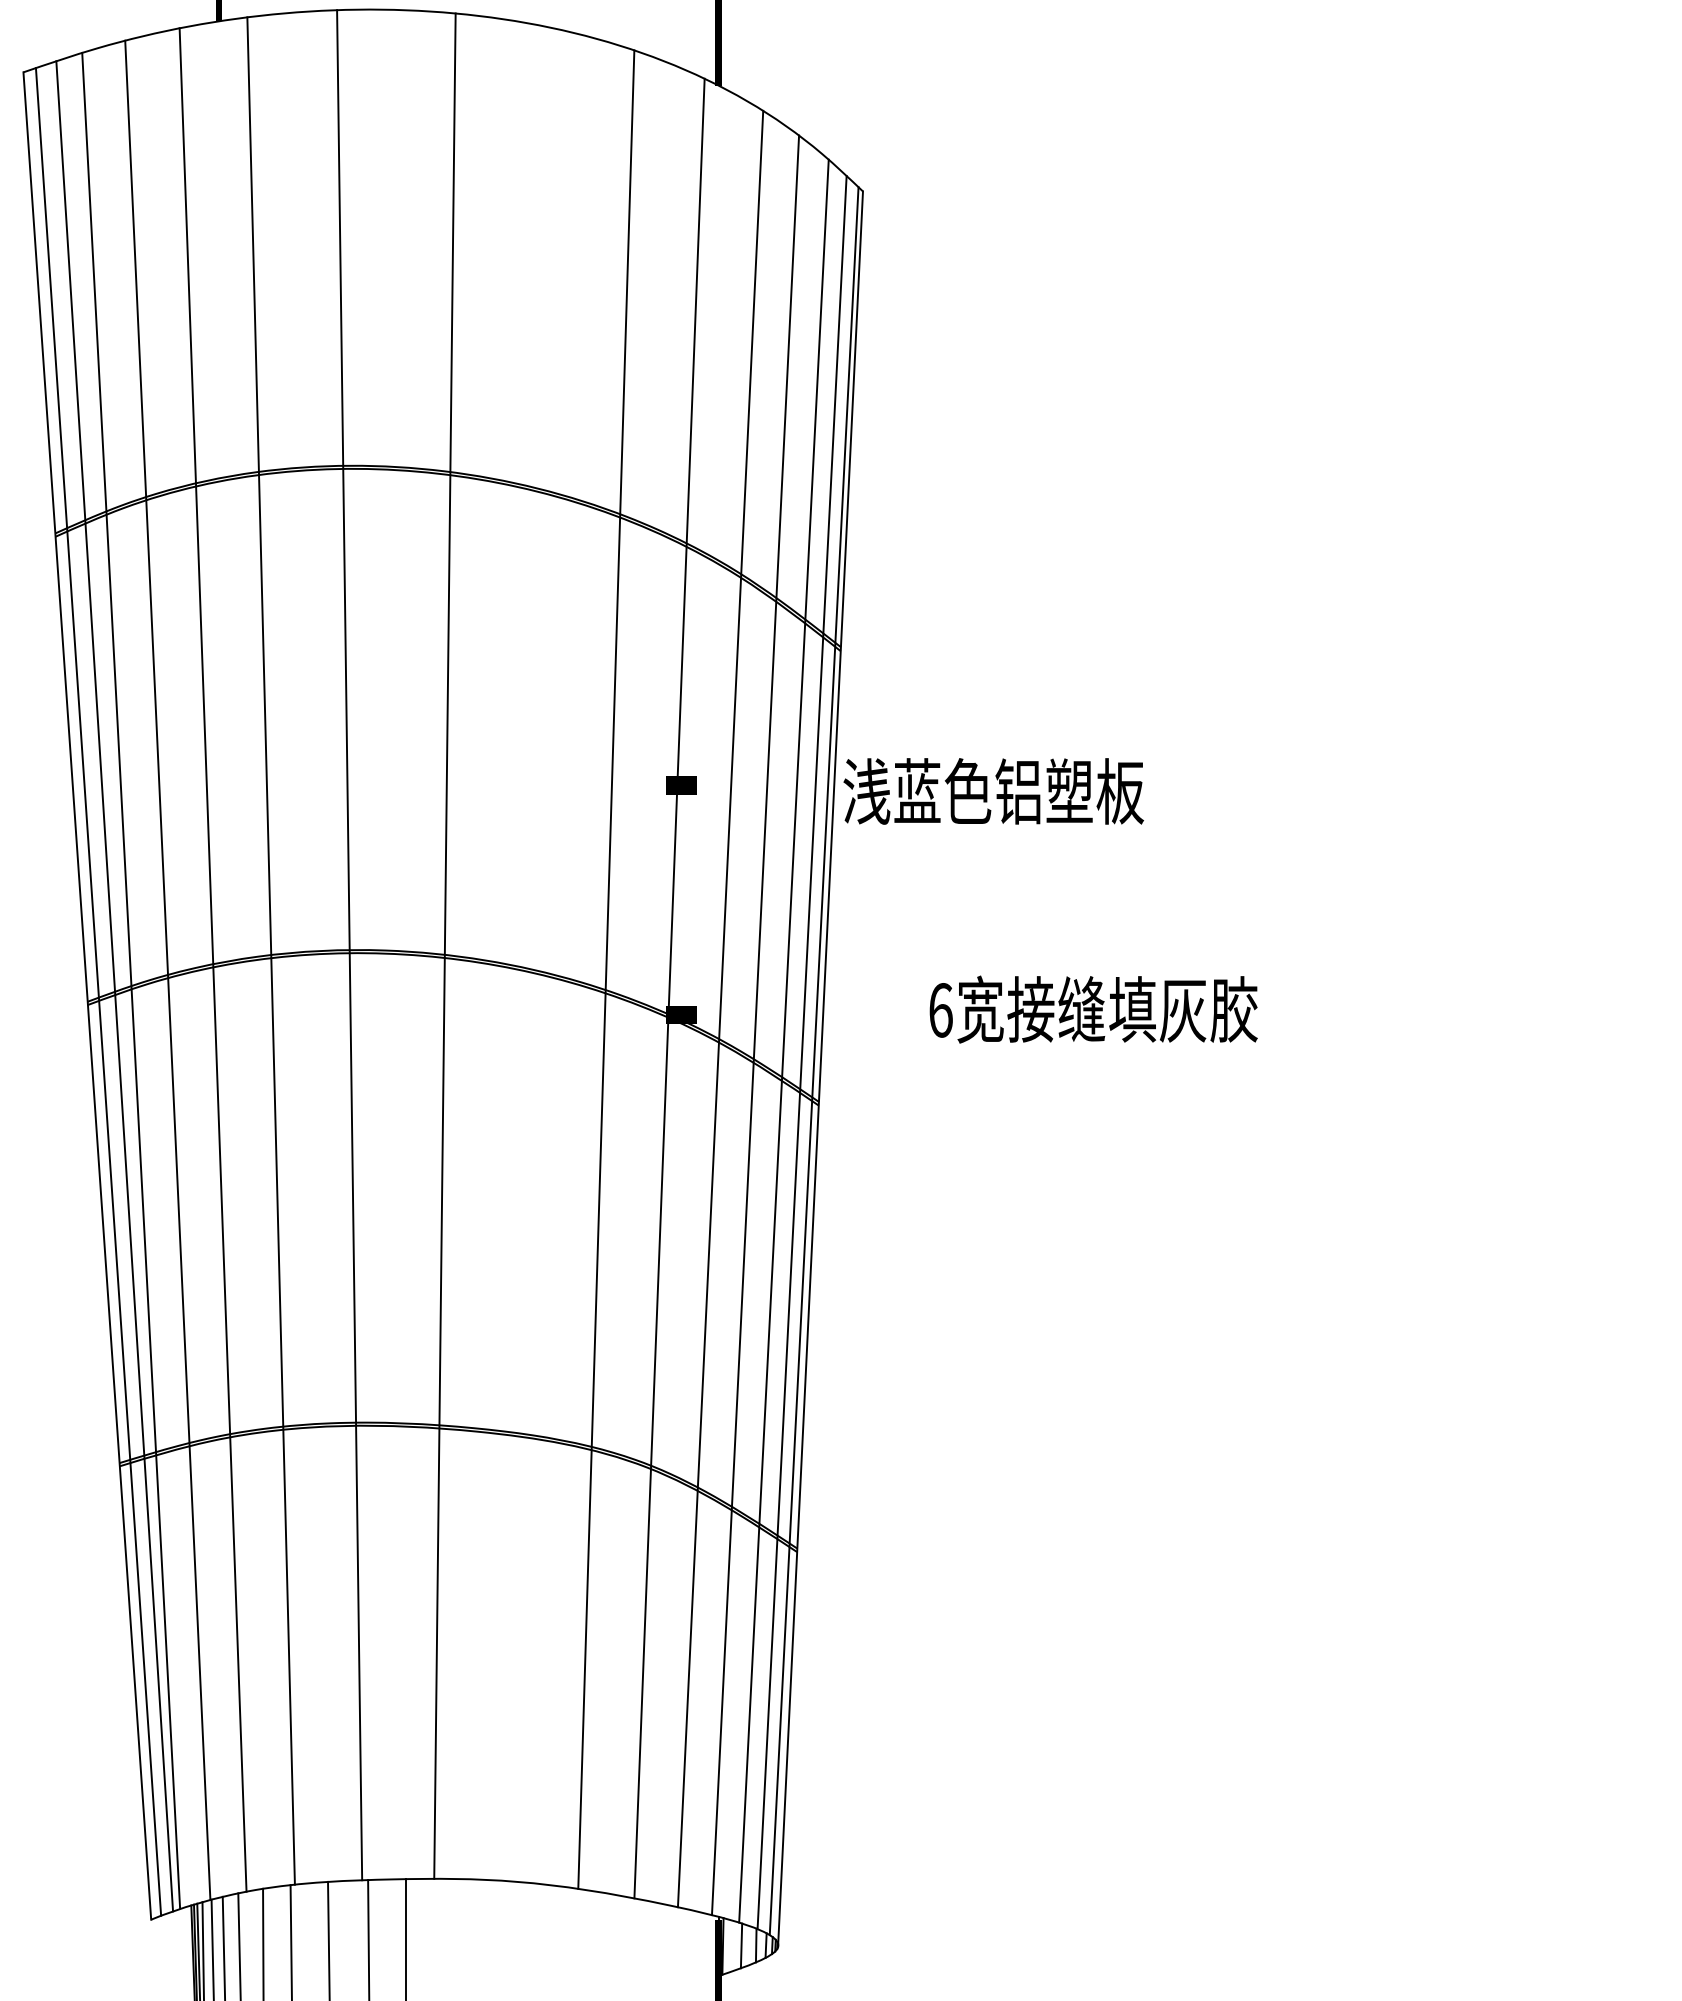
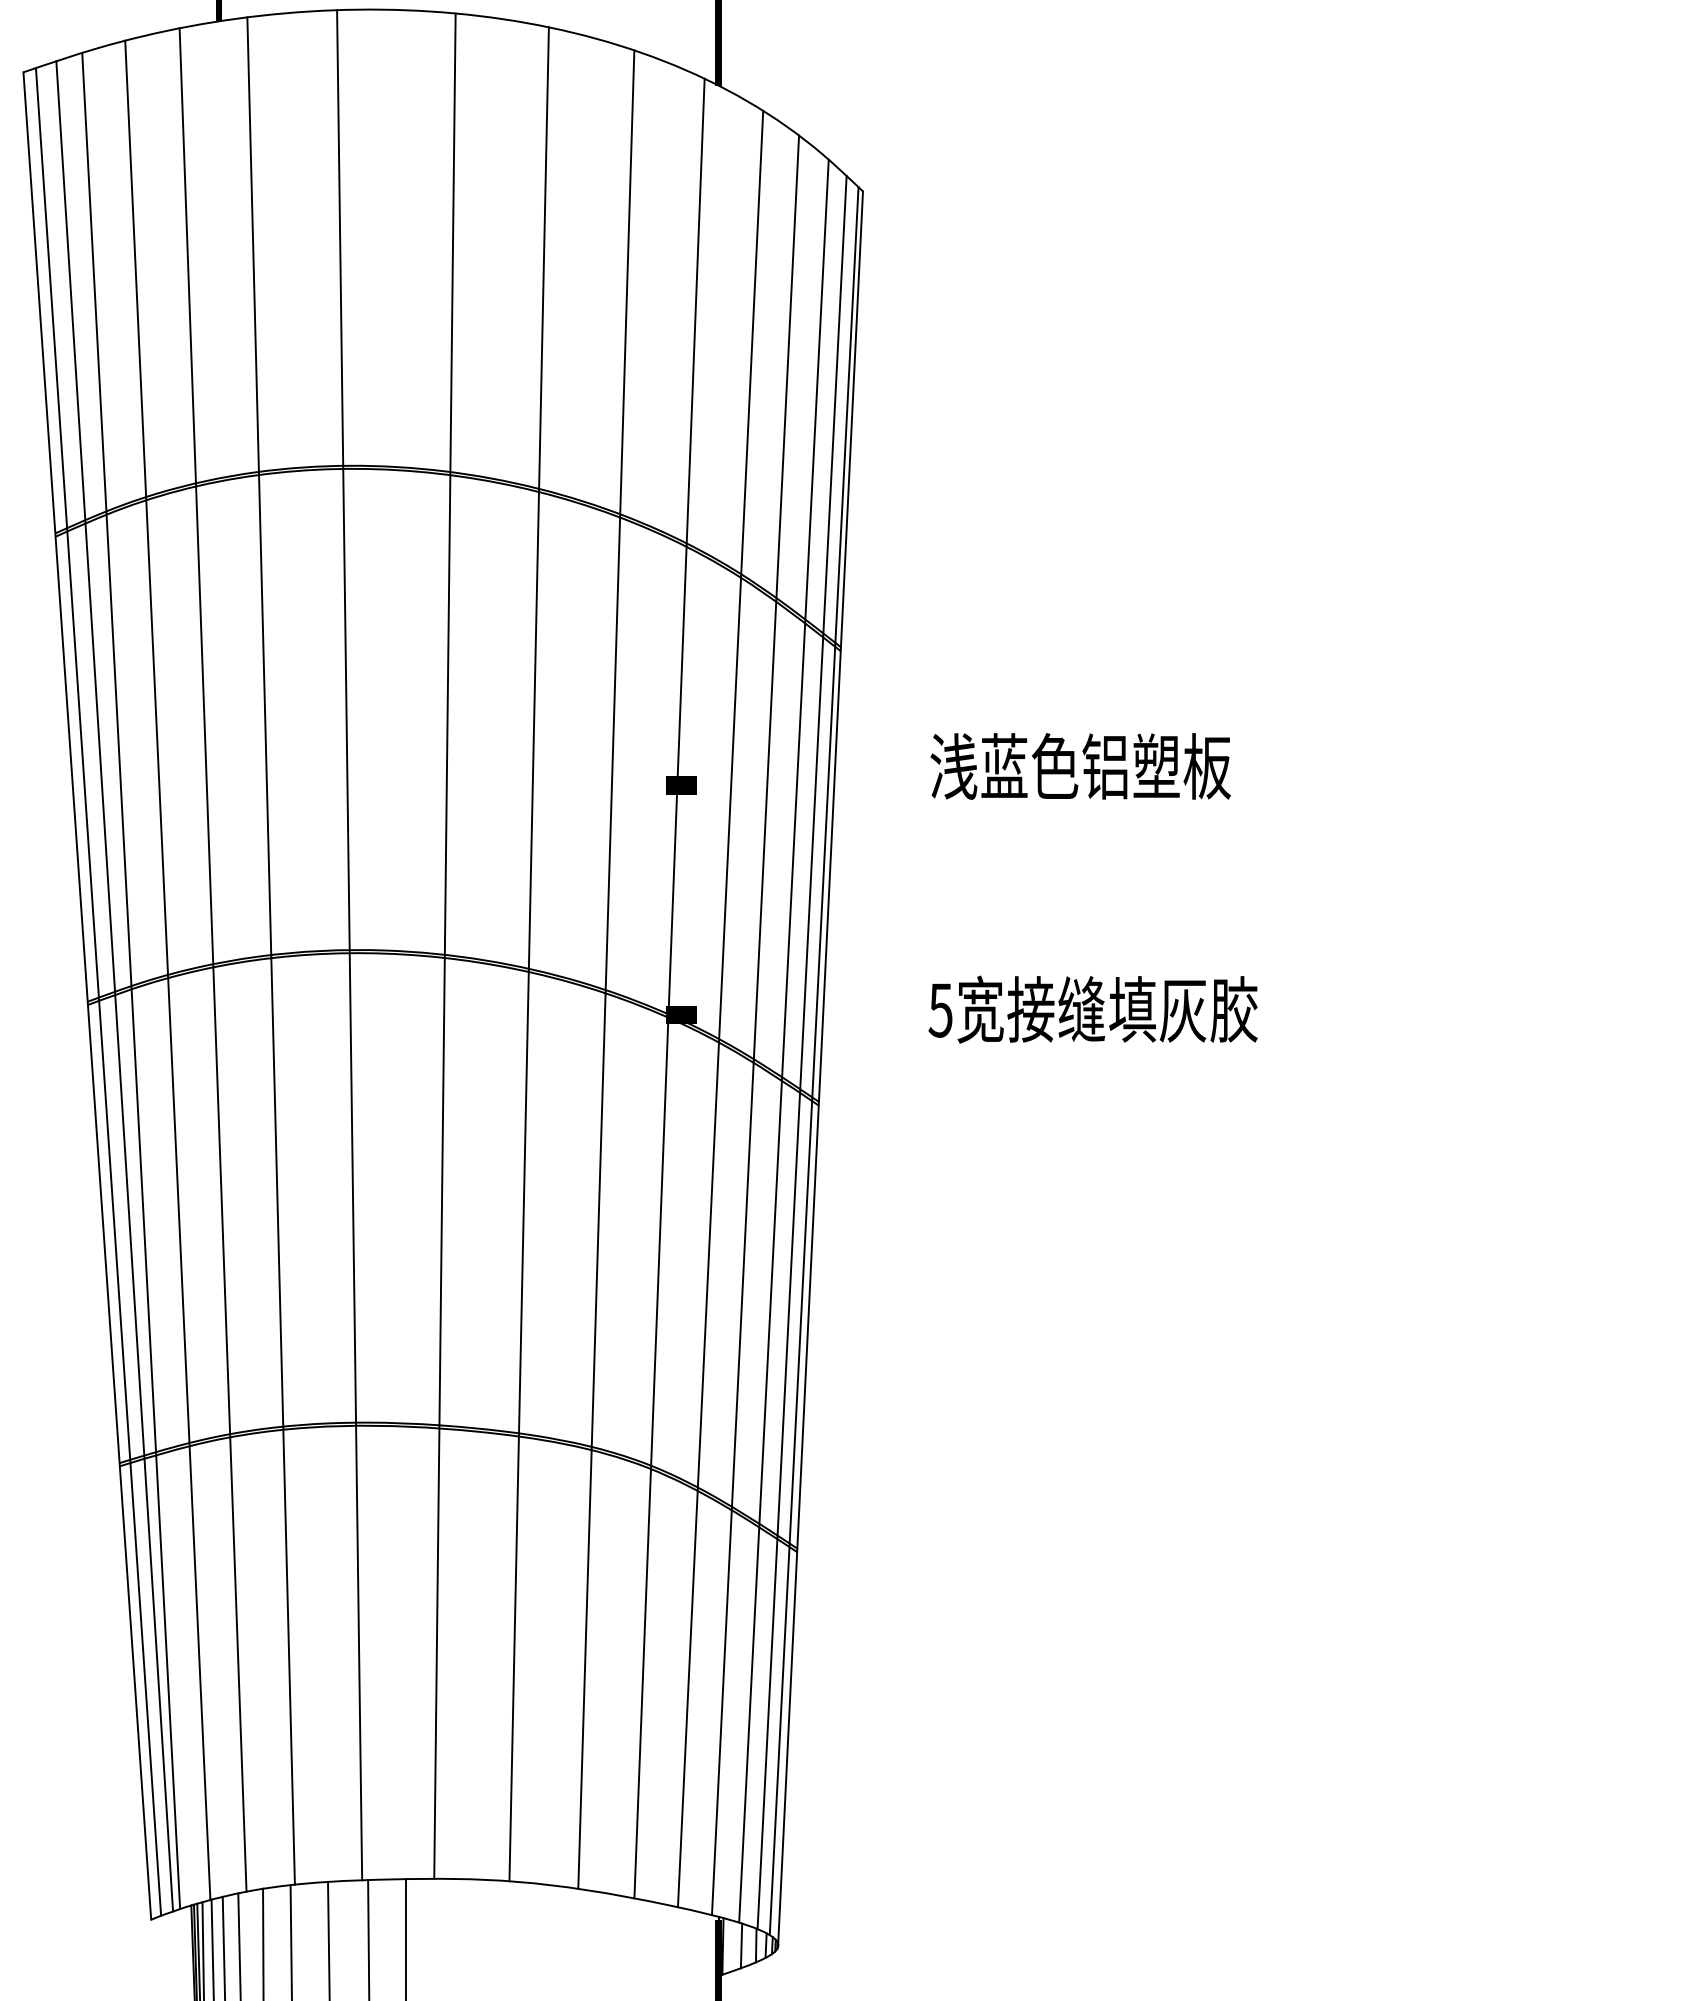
text position: (993, 791) -> (1080, 766) (1080, 766)
line: none -> present (528, 954)
text: 6 -> 5 (940, 1010)
